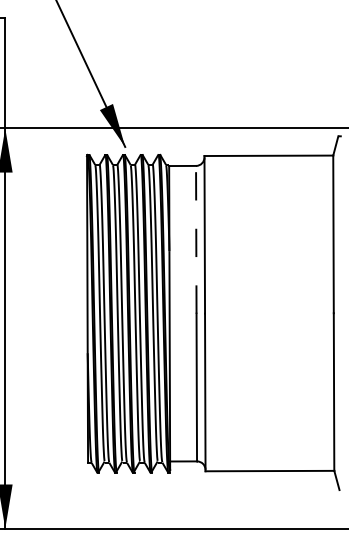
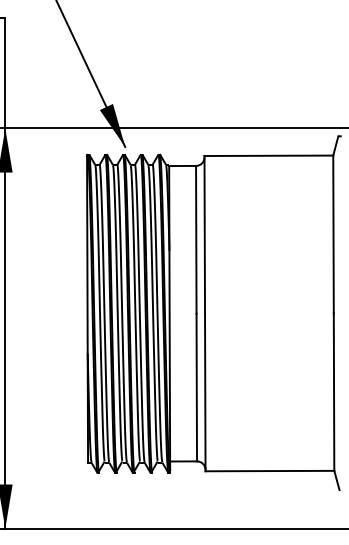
line: dashed -> solid (196, 239)
